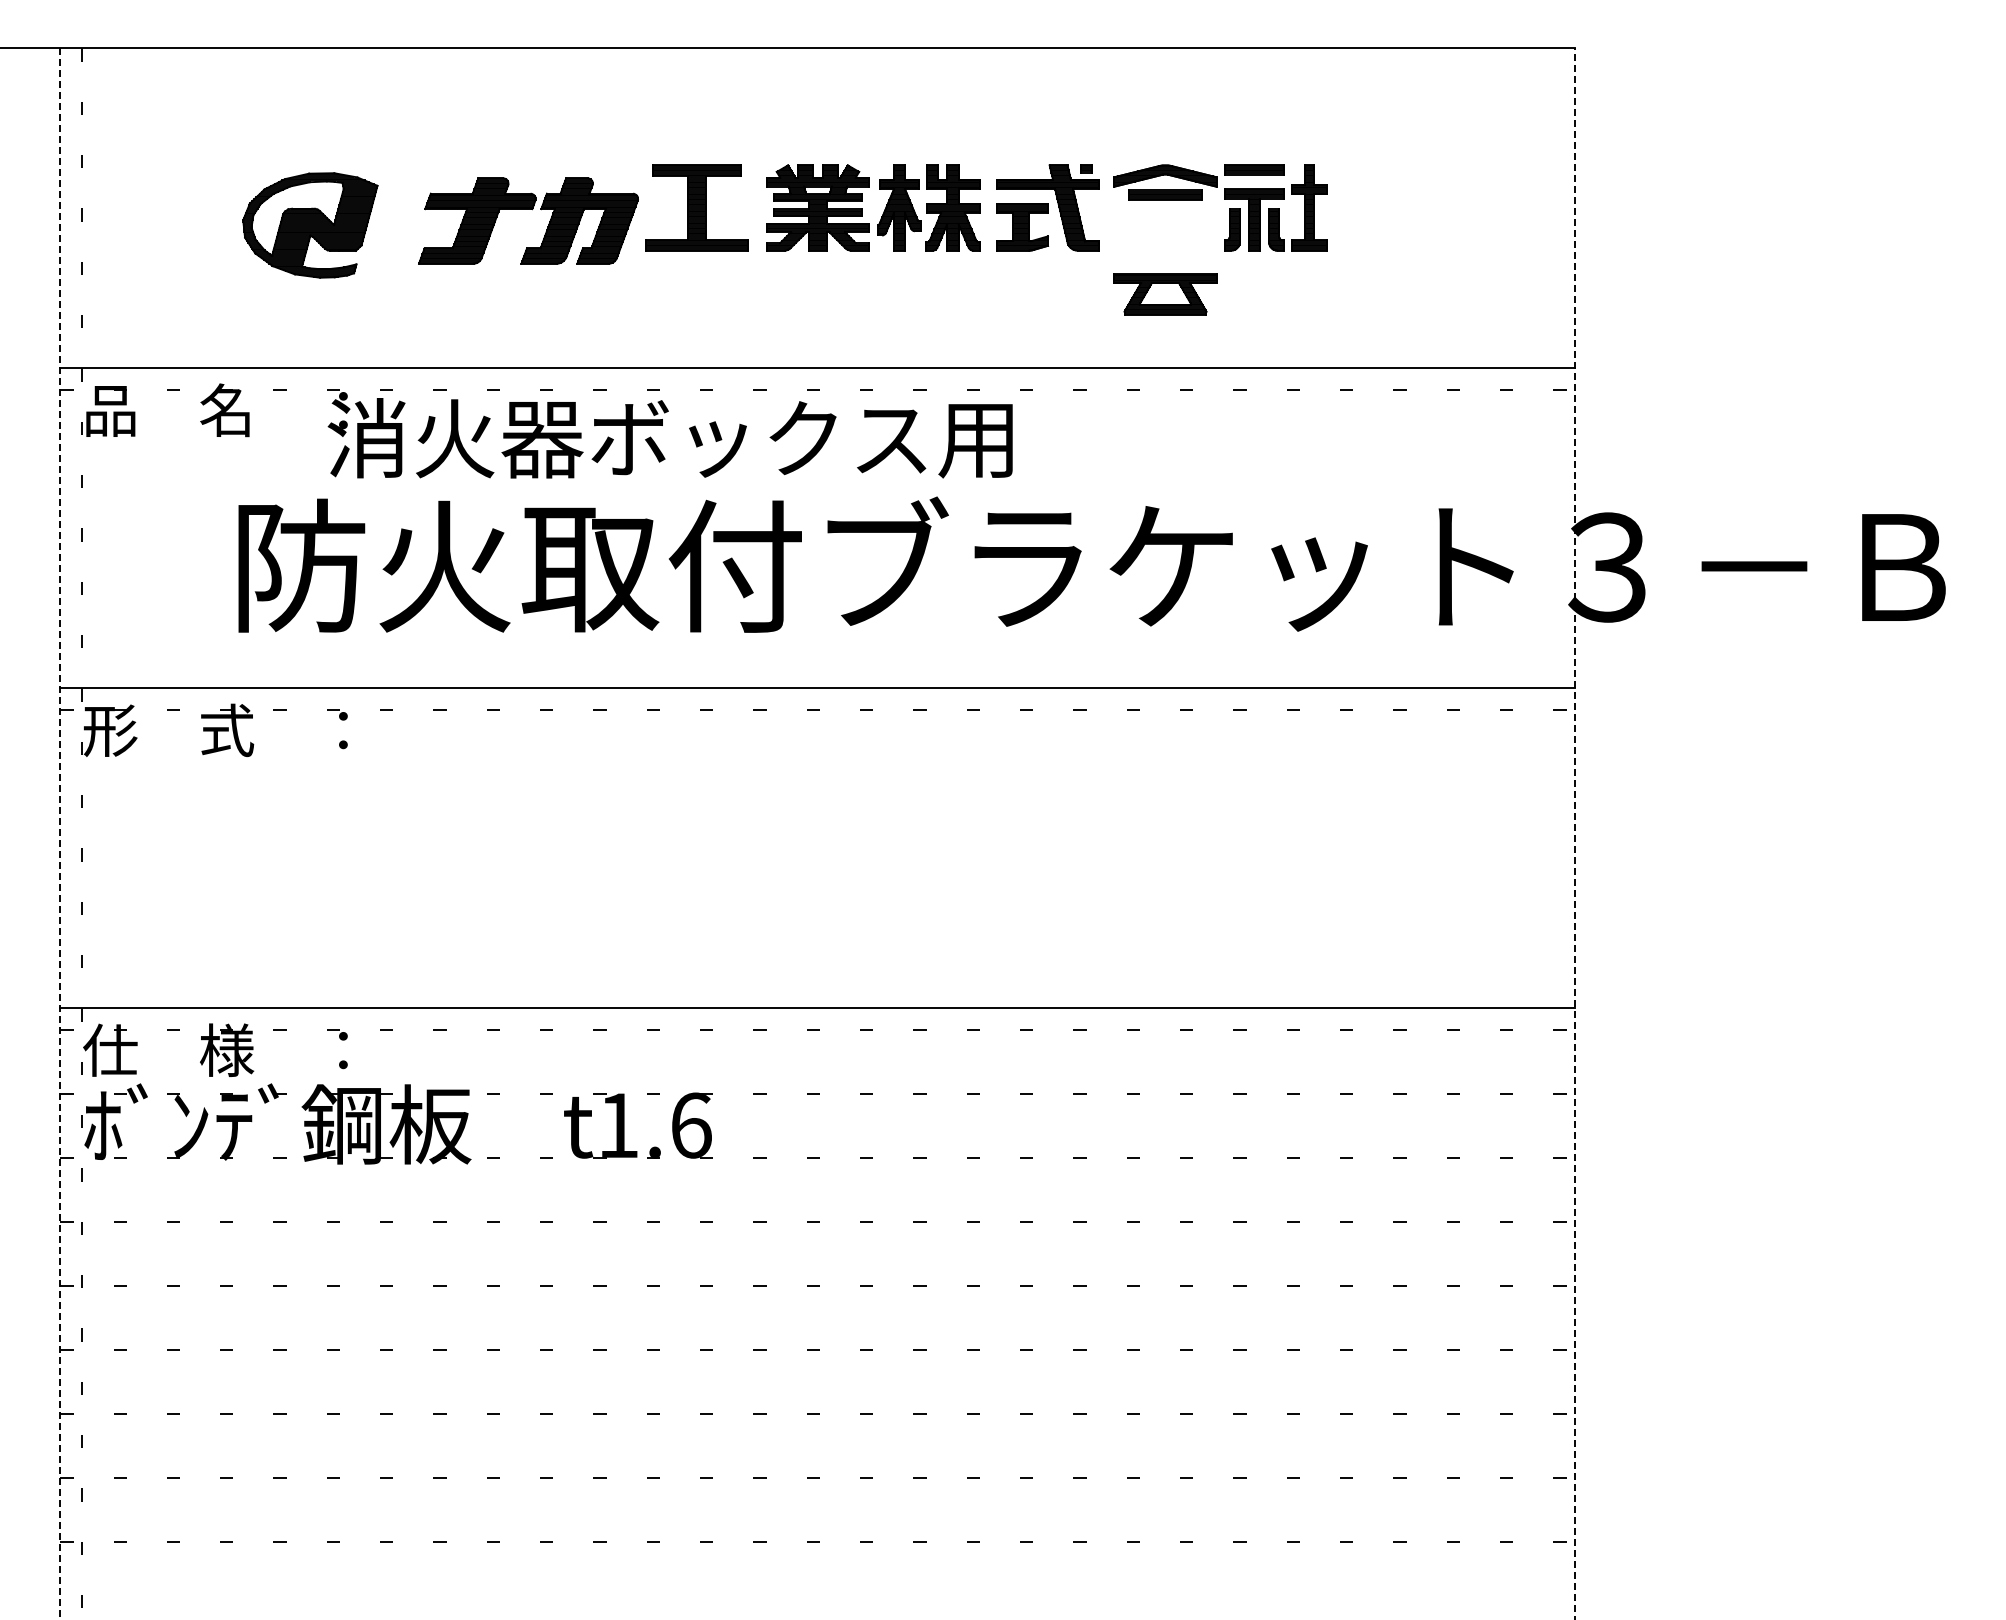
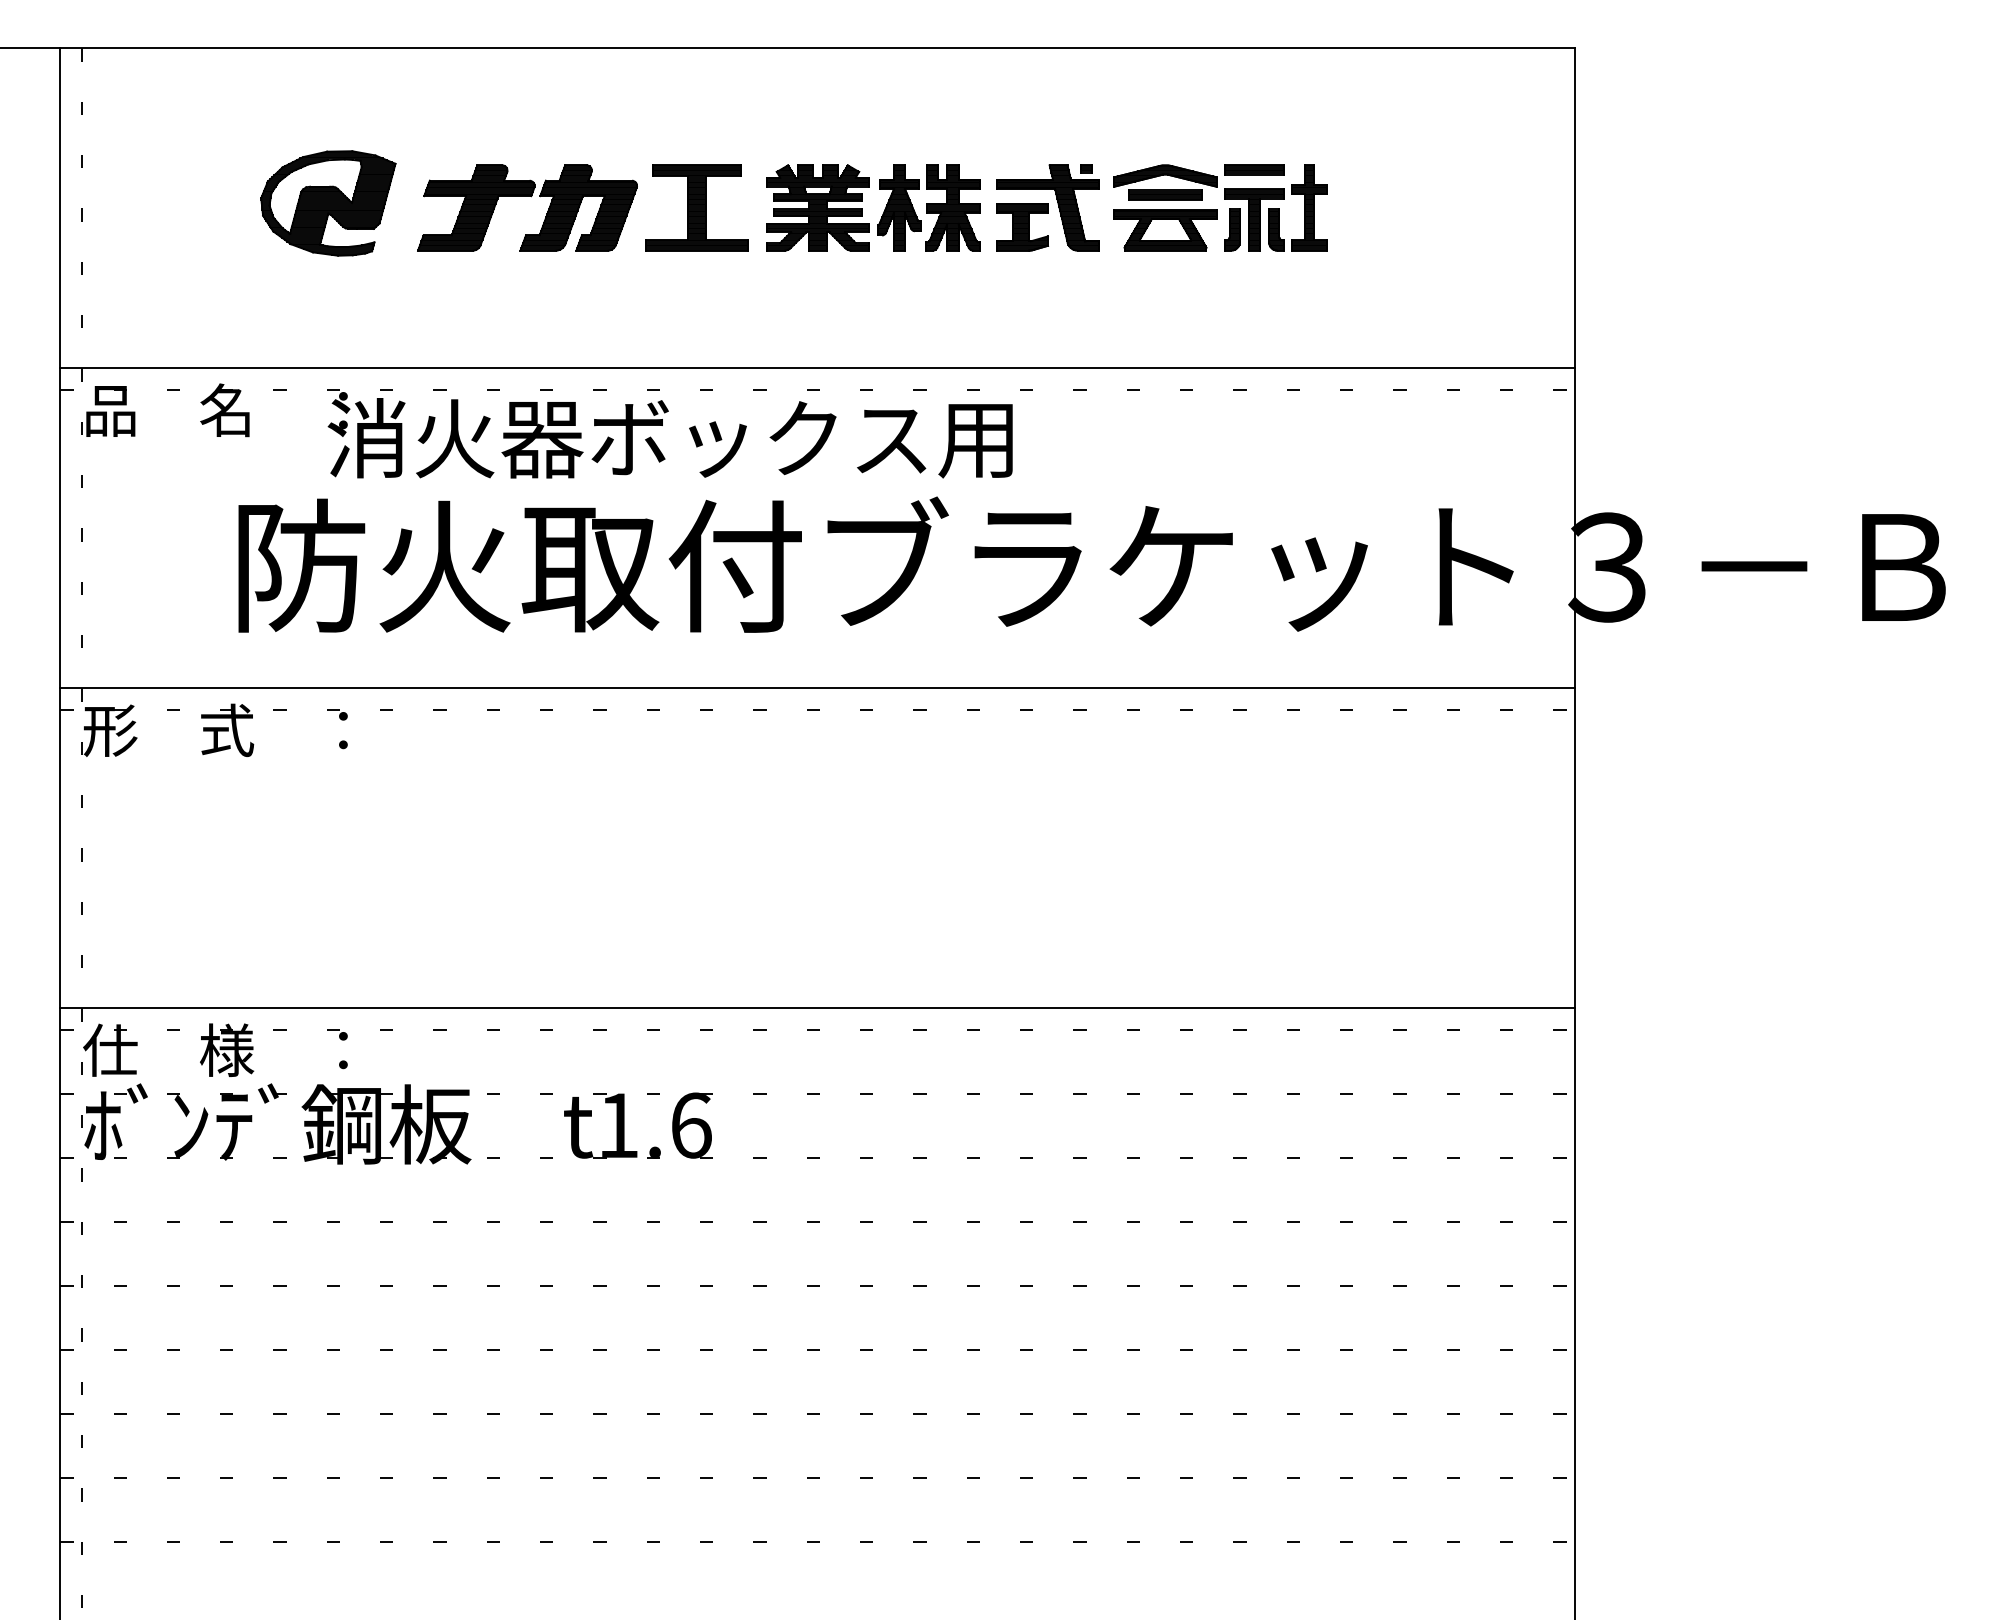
part position: (532, 210) -> (531, 197) (531, 197)
part position: (310, 225) -> (328, 203) (328, 203)
part position: (1165, 294) -> (1165, 230) (1165, 230)
line: dashed -> solid (1574, 833)
line: dashed -> solid (60, 834)
